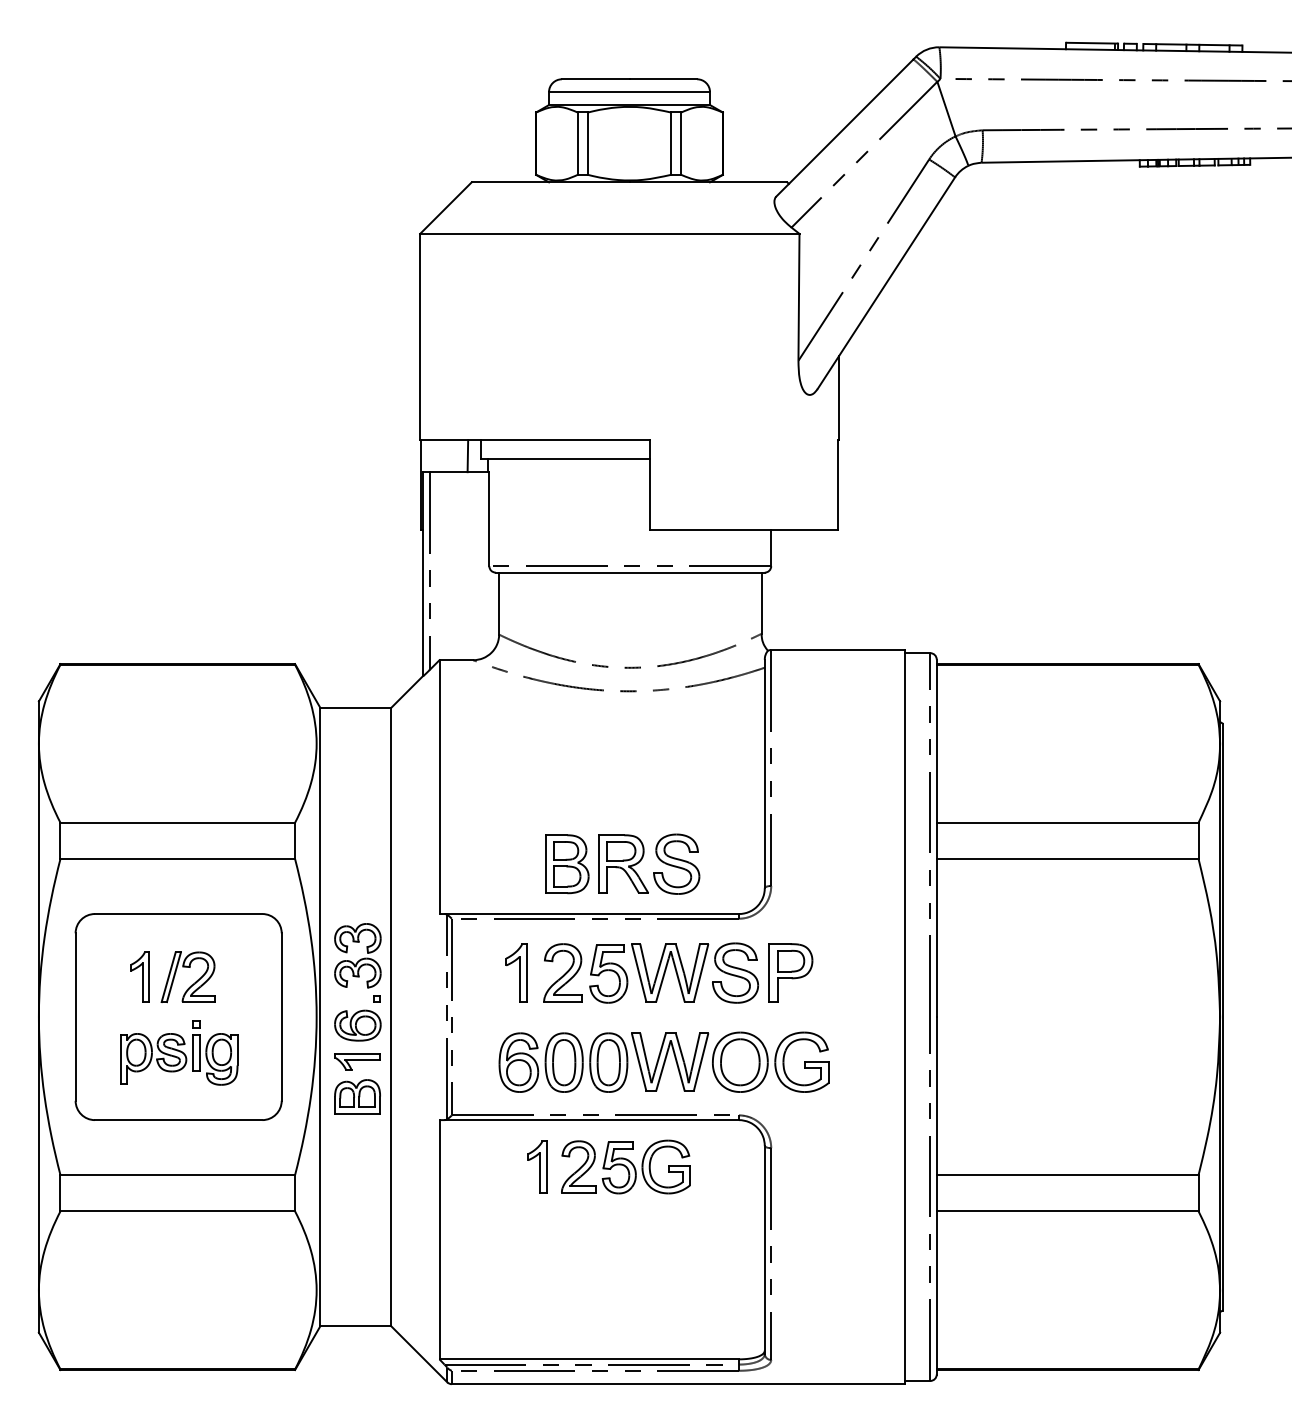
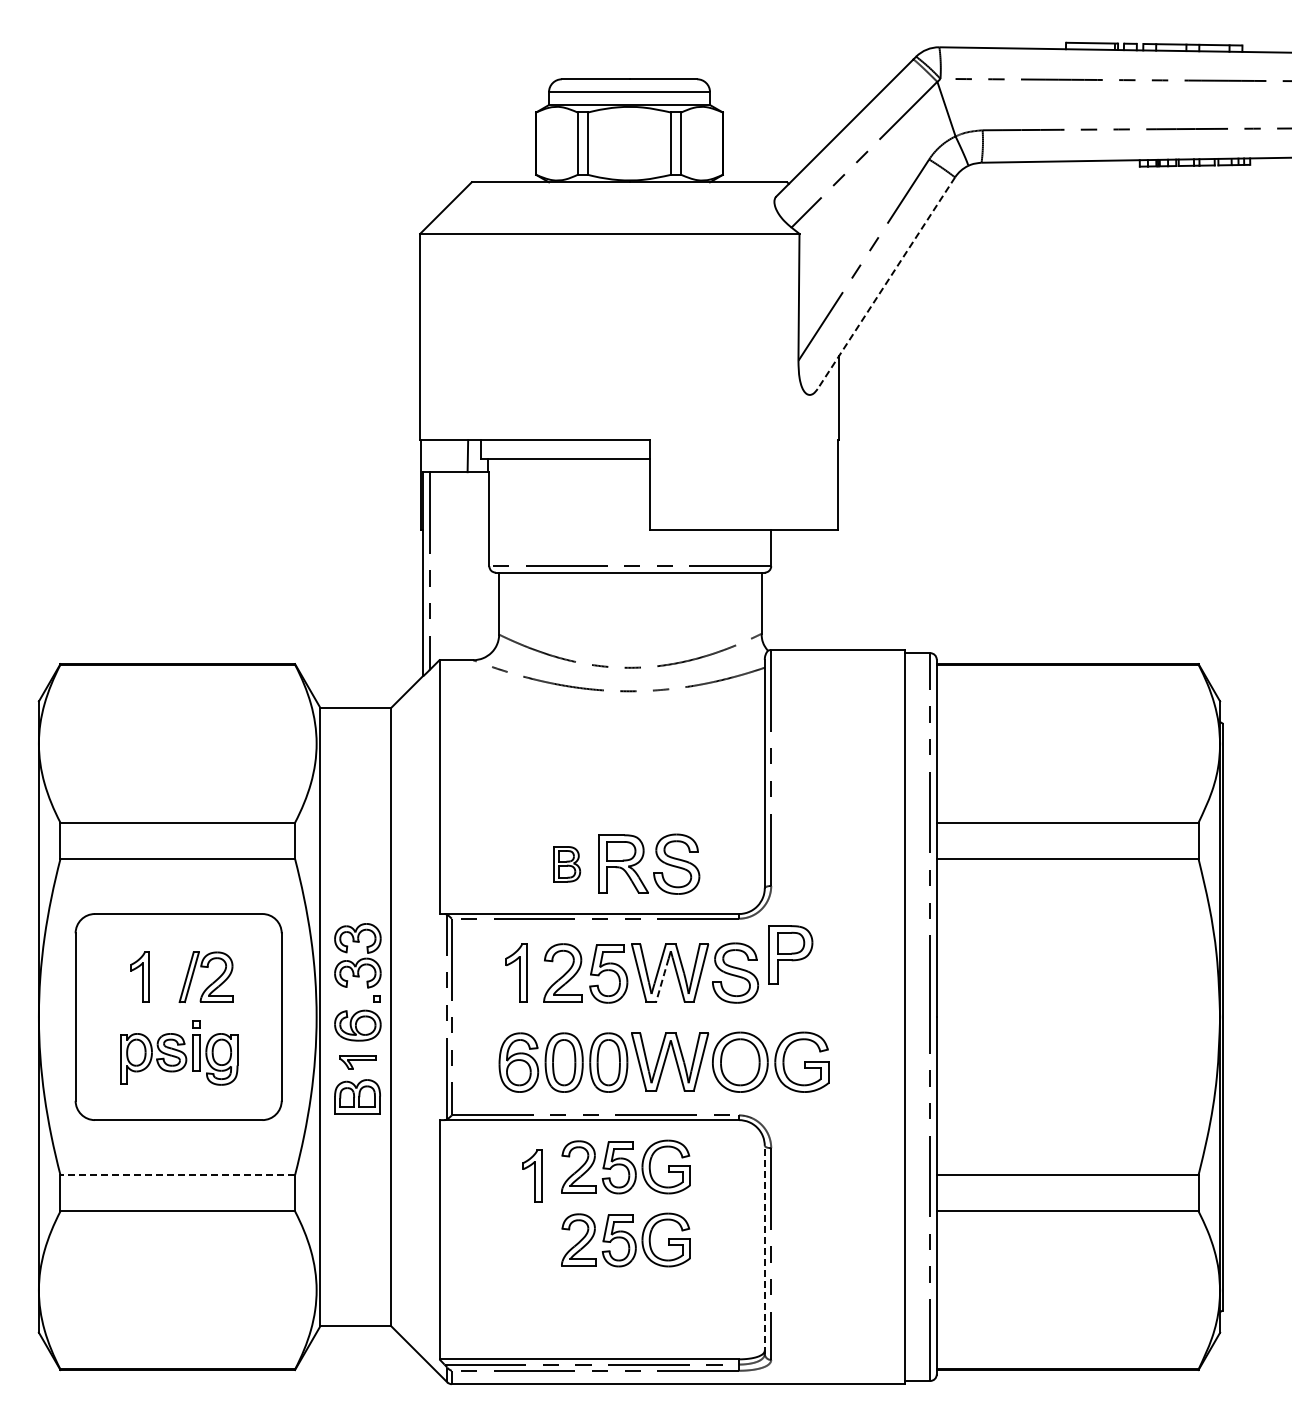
line: solid -> dashed (886, 283)
part size: 45x61 px -> 29x37 px (567, 864)
part position: (790, 972) -> (790, 954) (790, 954)
line: solid -> dashed (662, 981)
part position: (193, 983) -> (211, 983) (211, 983)
part size: 47x18 px -> 38x15 px (357, 1062)
part position: (537, 1166) -> (532, 1175) (532, 1175)
line: solid -> dashed (177, 1175)
part: none -> present (625, 1239)
line: solid -> dashed (764, 1249)
